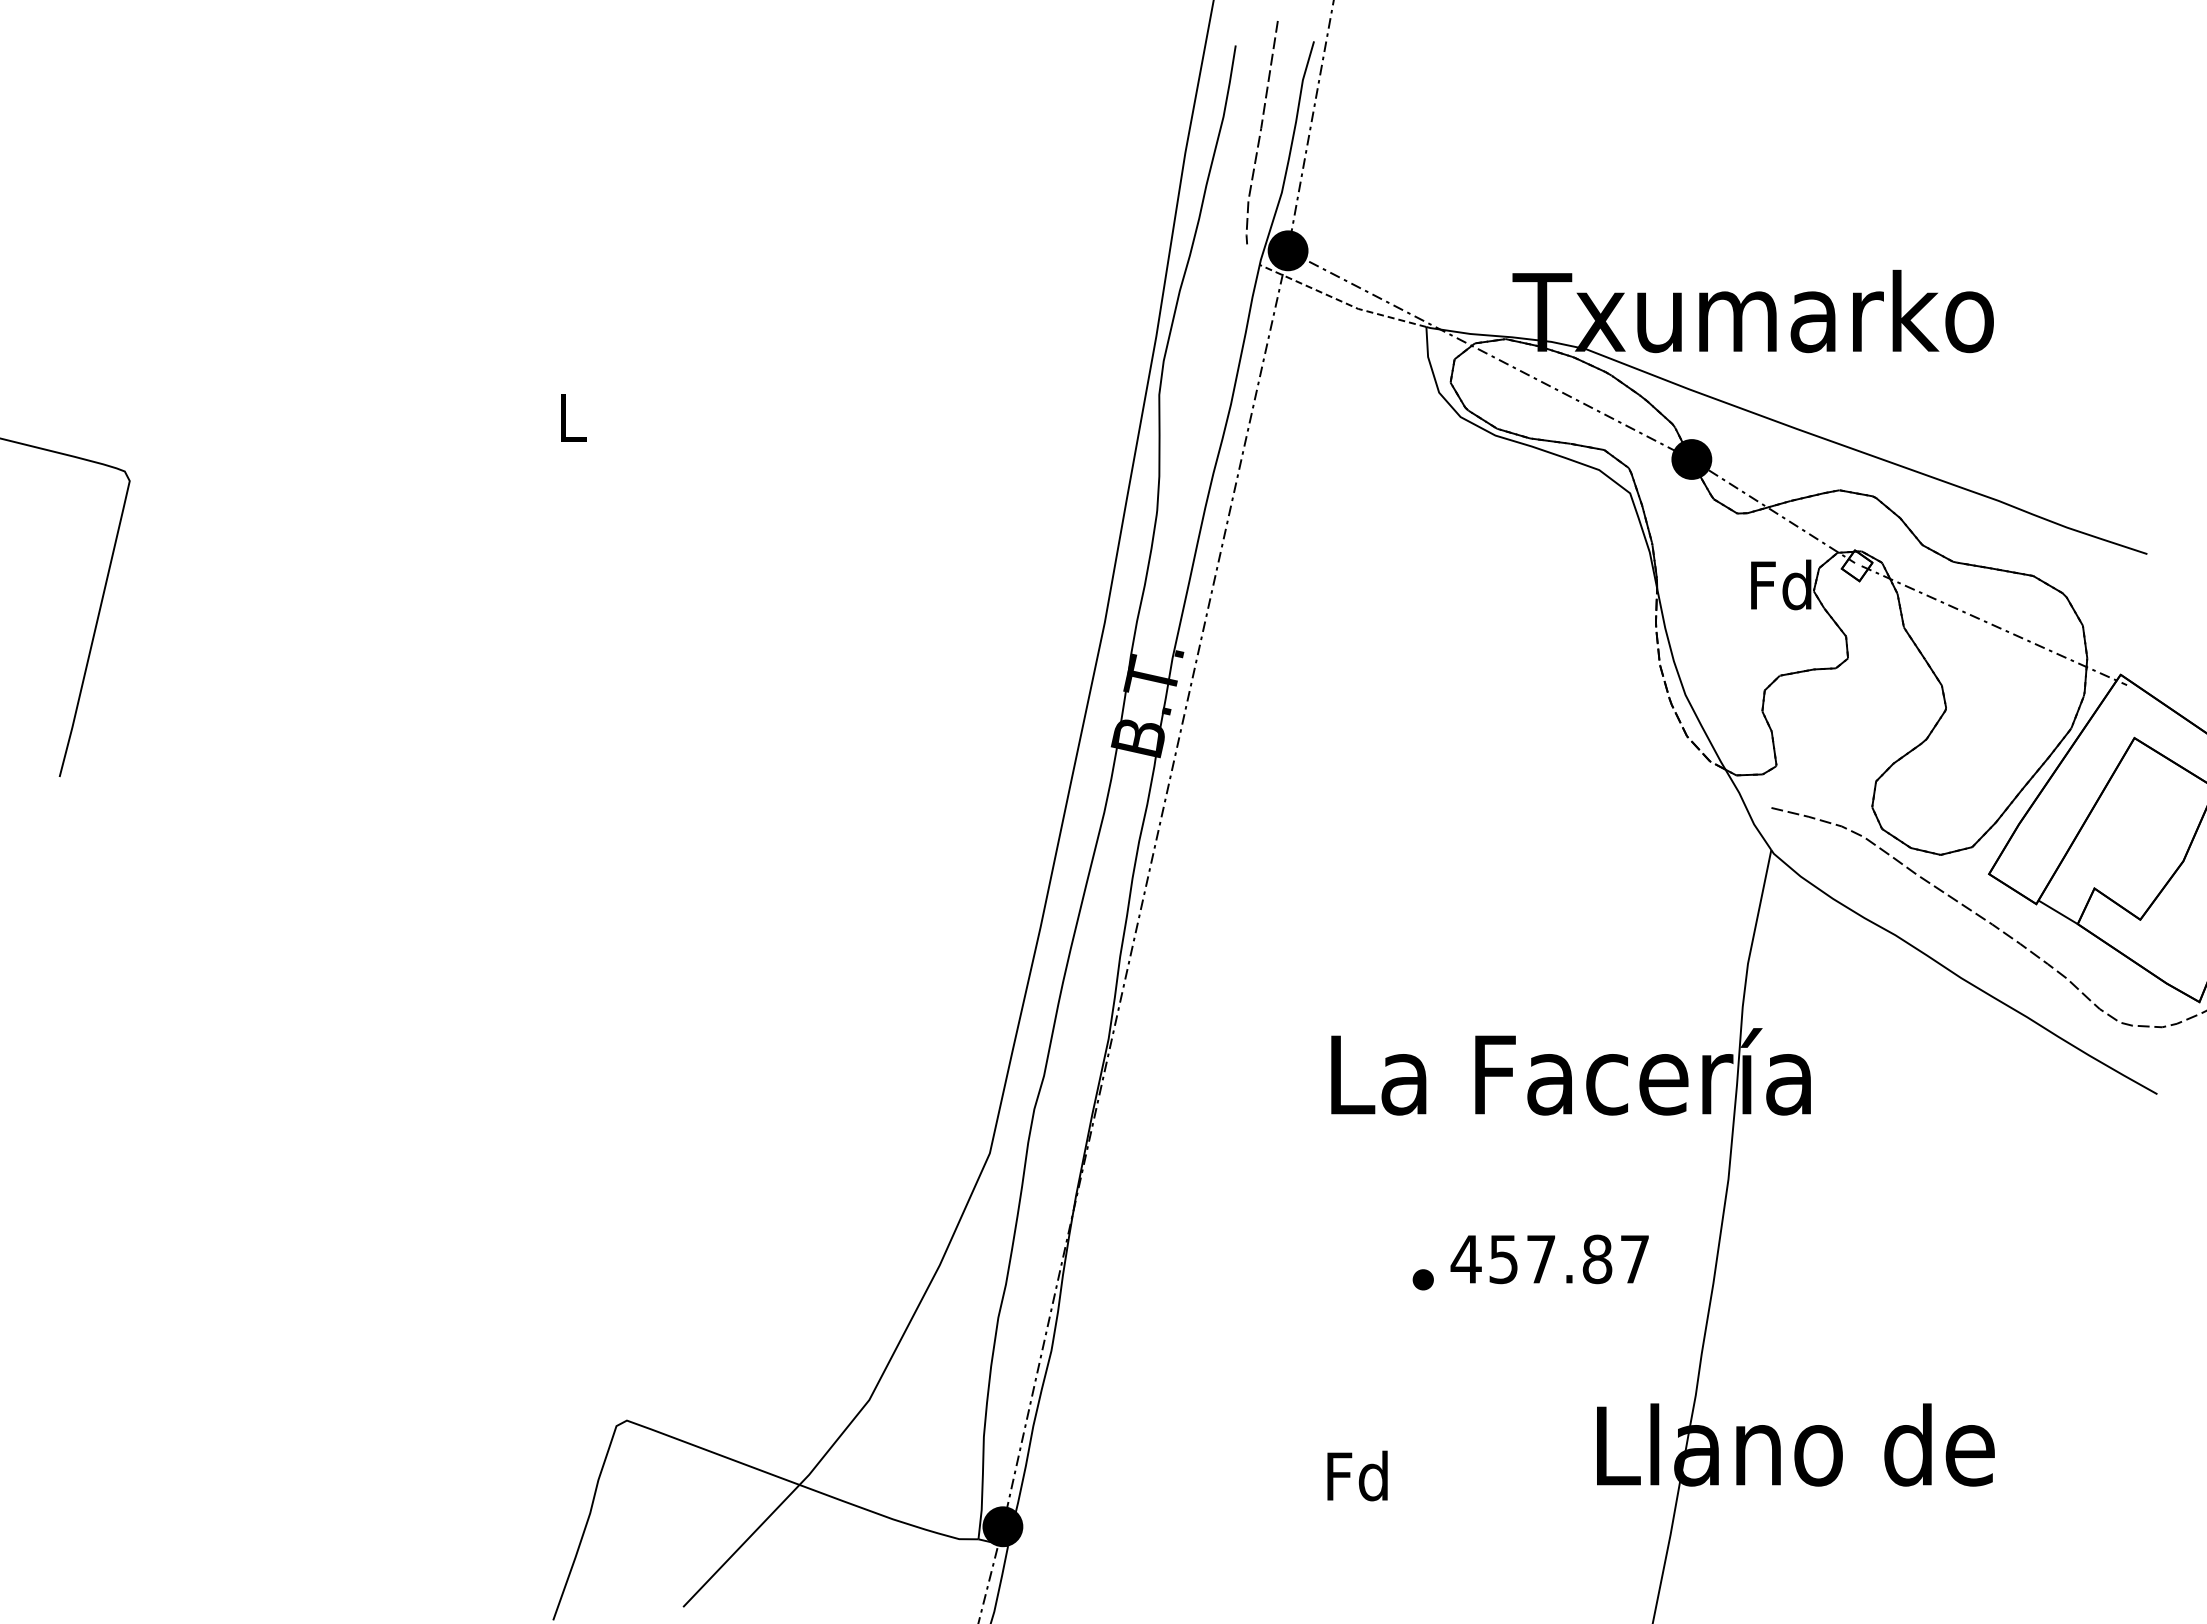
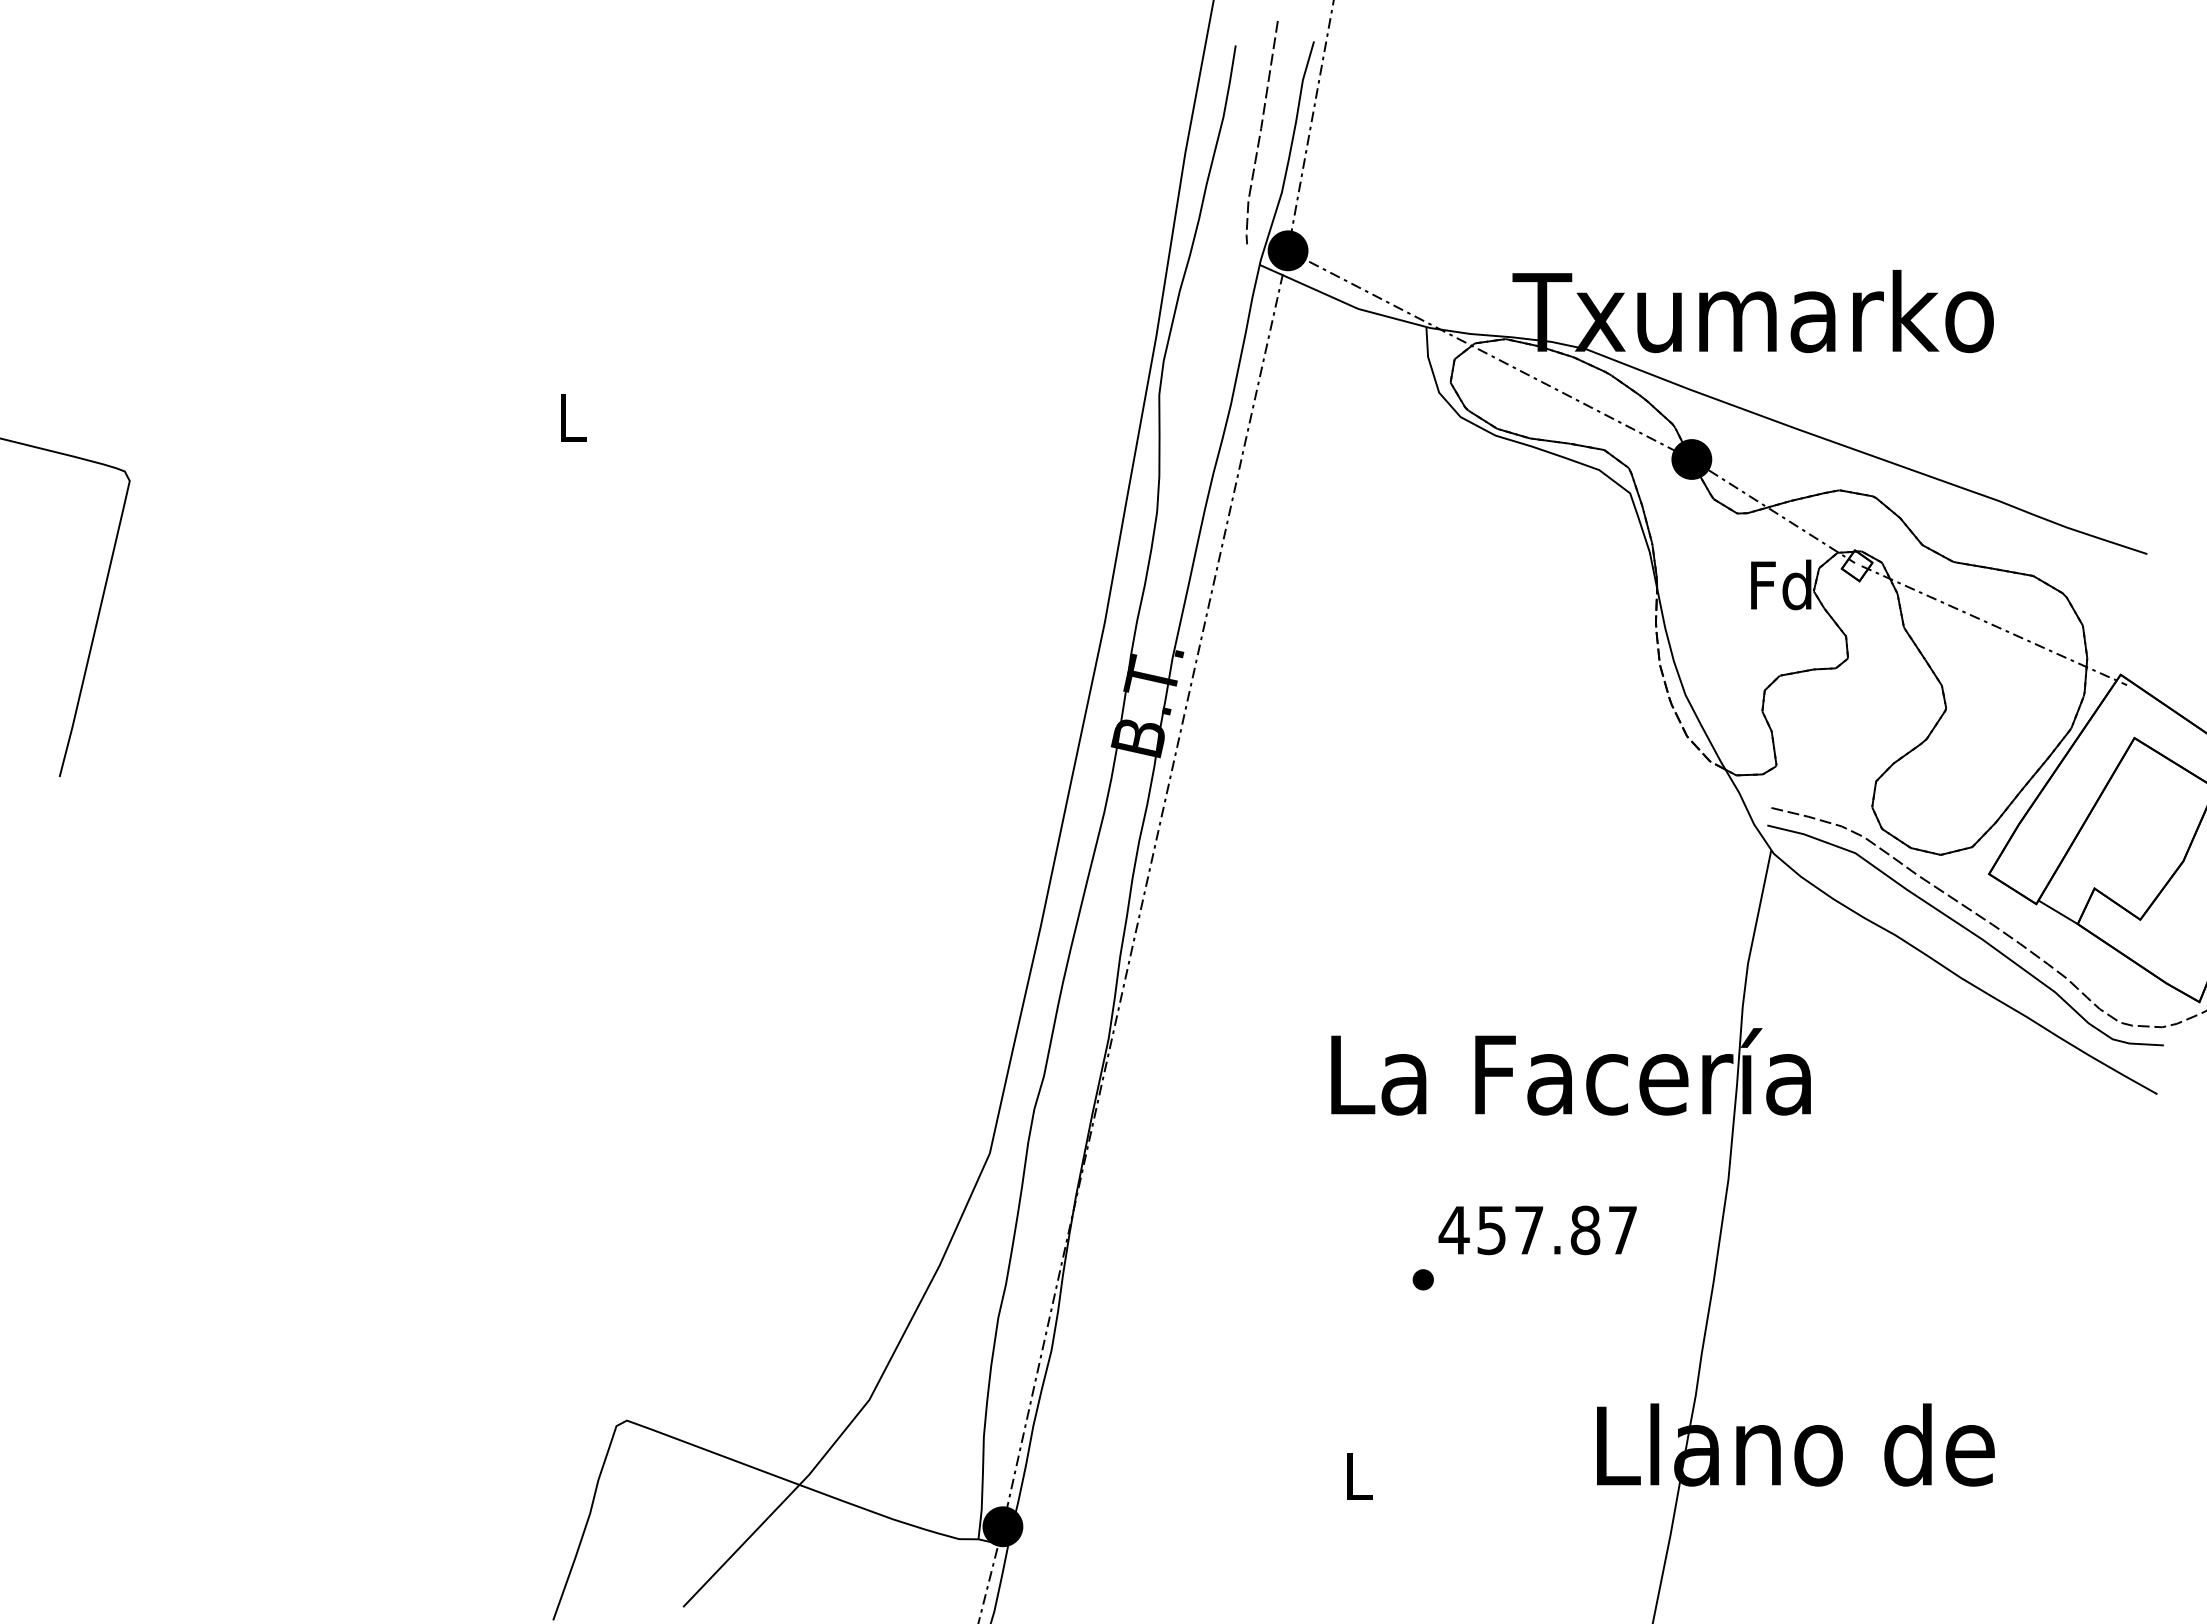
line: dashed -> solid (1341, 301)
curve: none -> present (1968, 931)
text position: (1549, 1259) -> (1537, 1230) (1537, 1230)
text: Fd -> L (1357, 1475)
